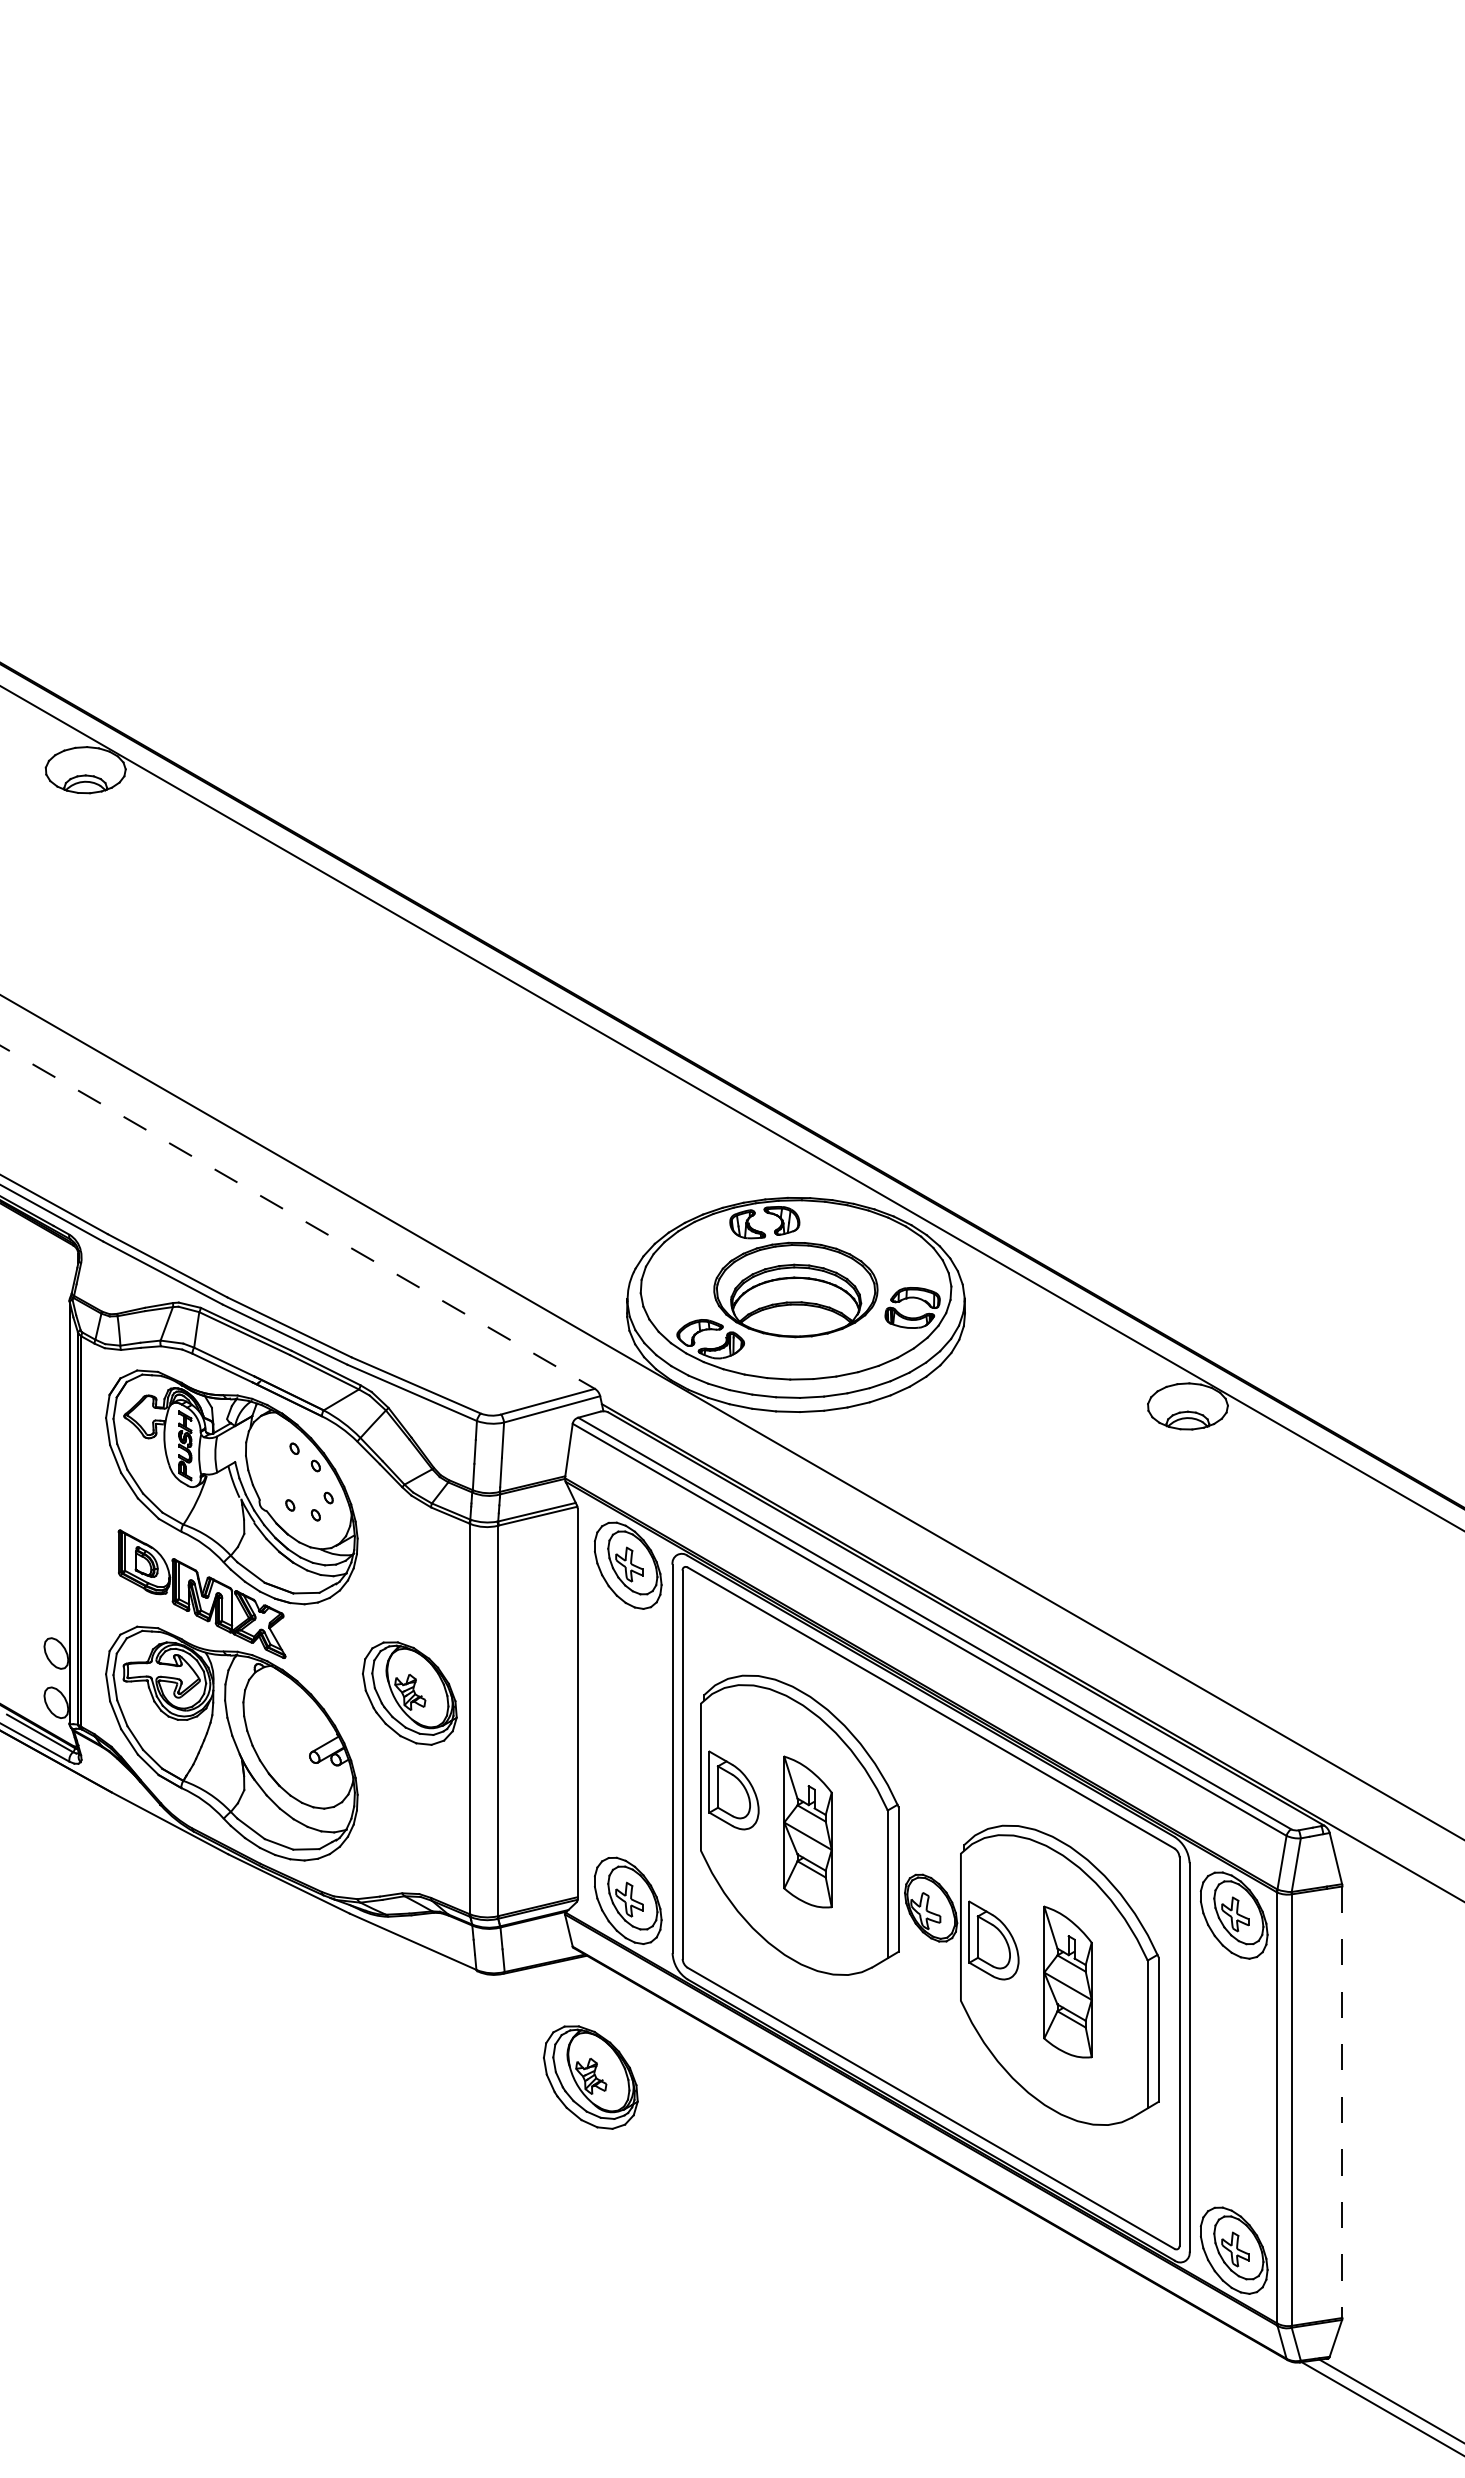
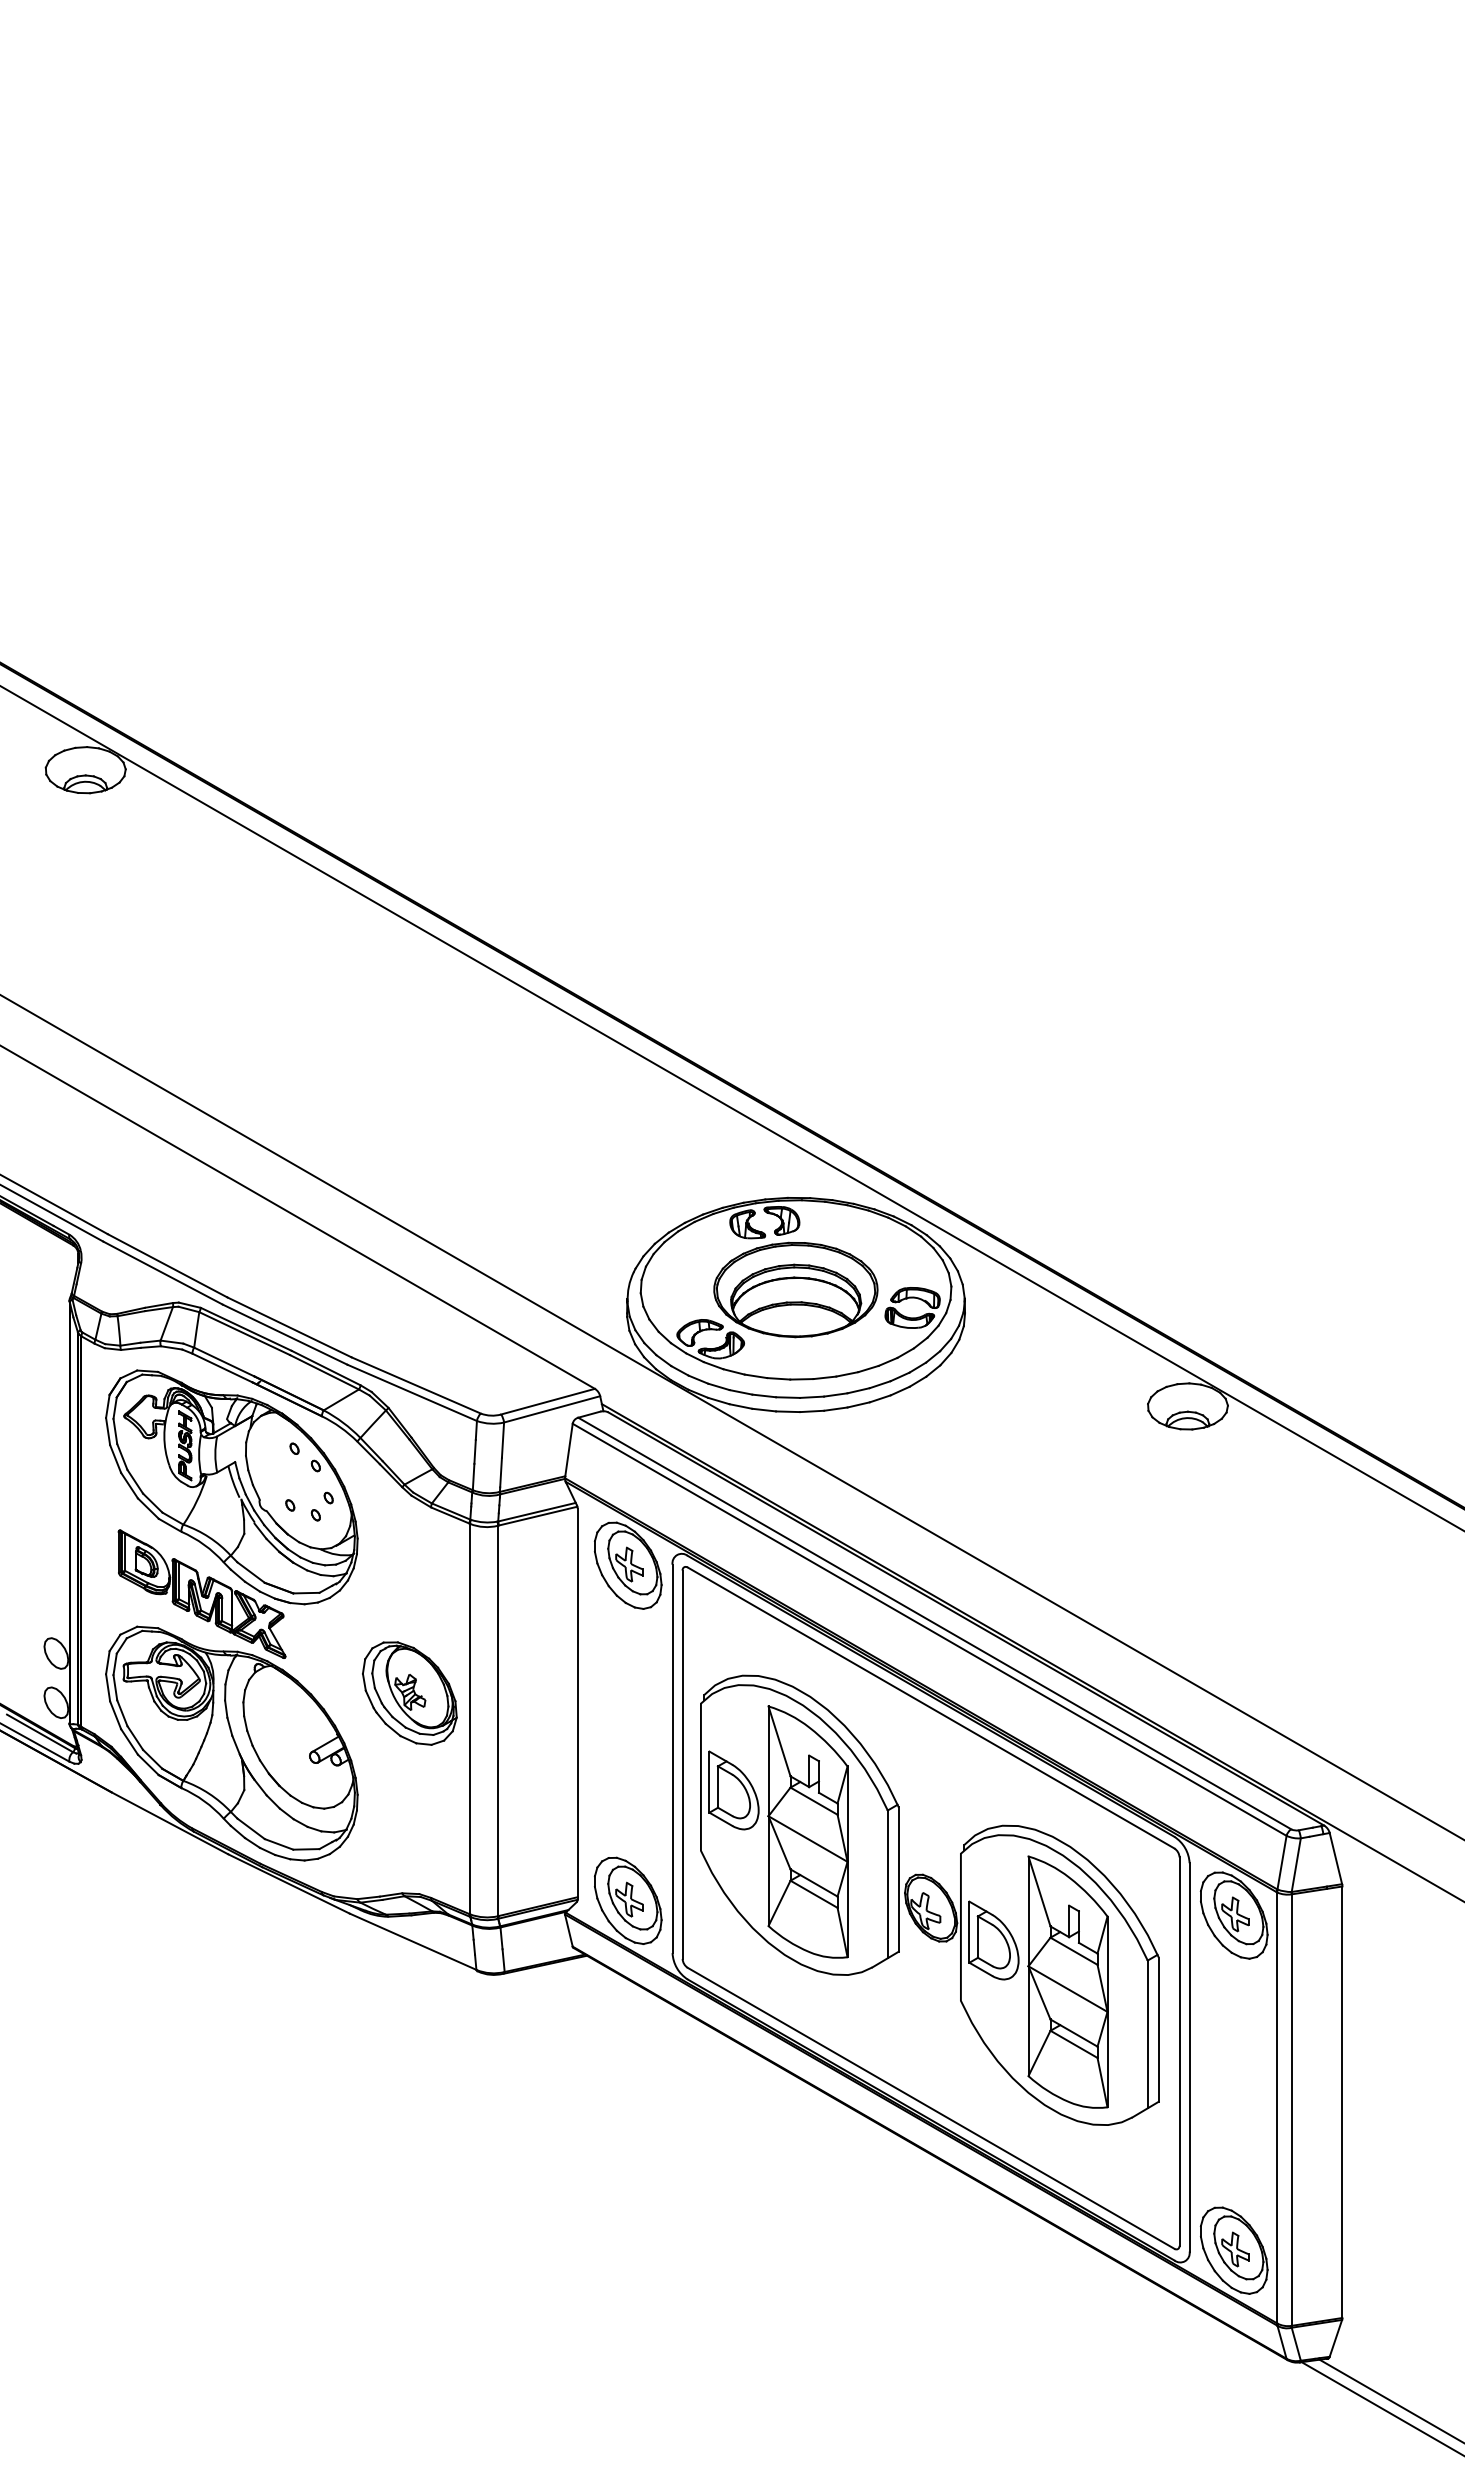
line: dashed -> solid (298, 1217)
part size: 50x154 px -> 82x254 px (807, 1831)
part size: 50x154 px -> 82x254 px (1067, 1981)
part: present -> none (590, 2077)
line: dashed -> solid (1342, 2102)
